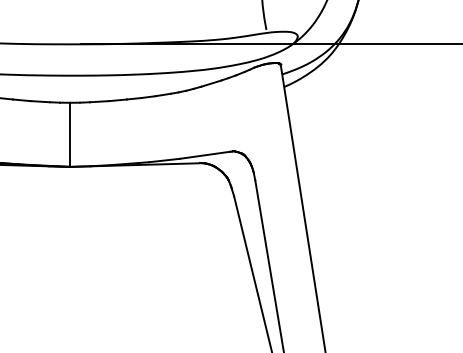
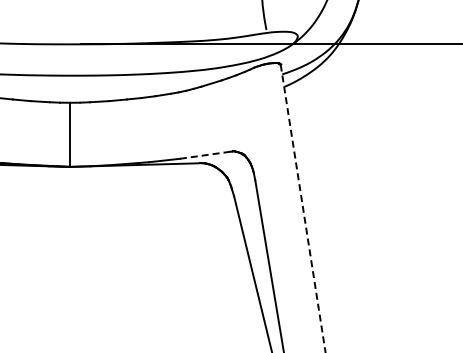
line: solid -> dashed (205, 155)
line: solid -> dashed (303, 208)
